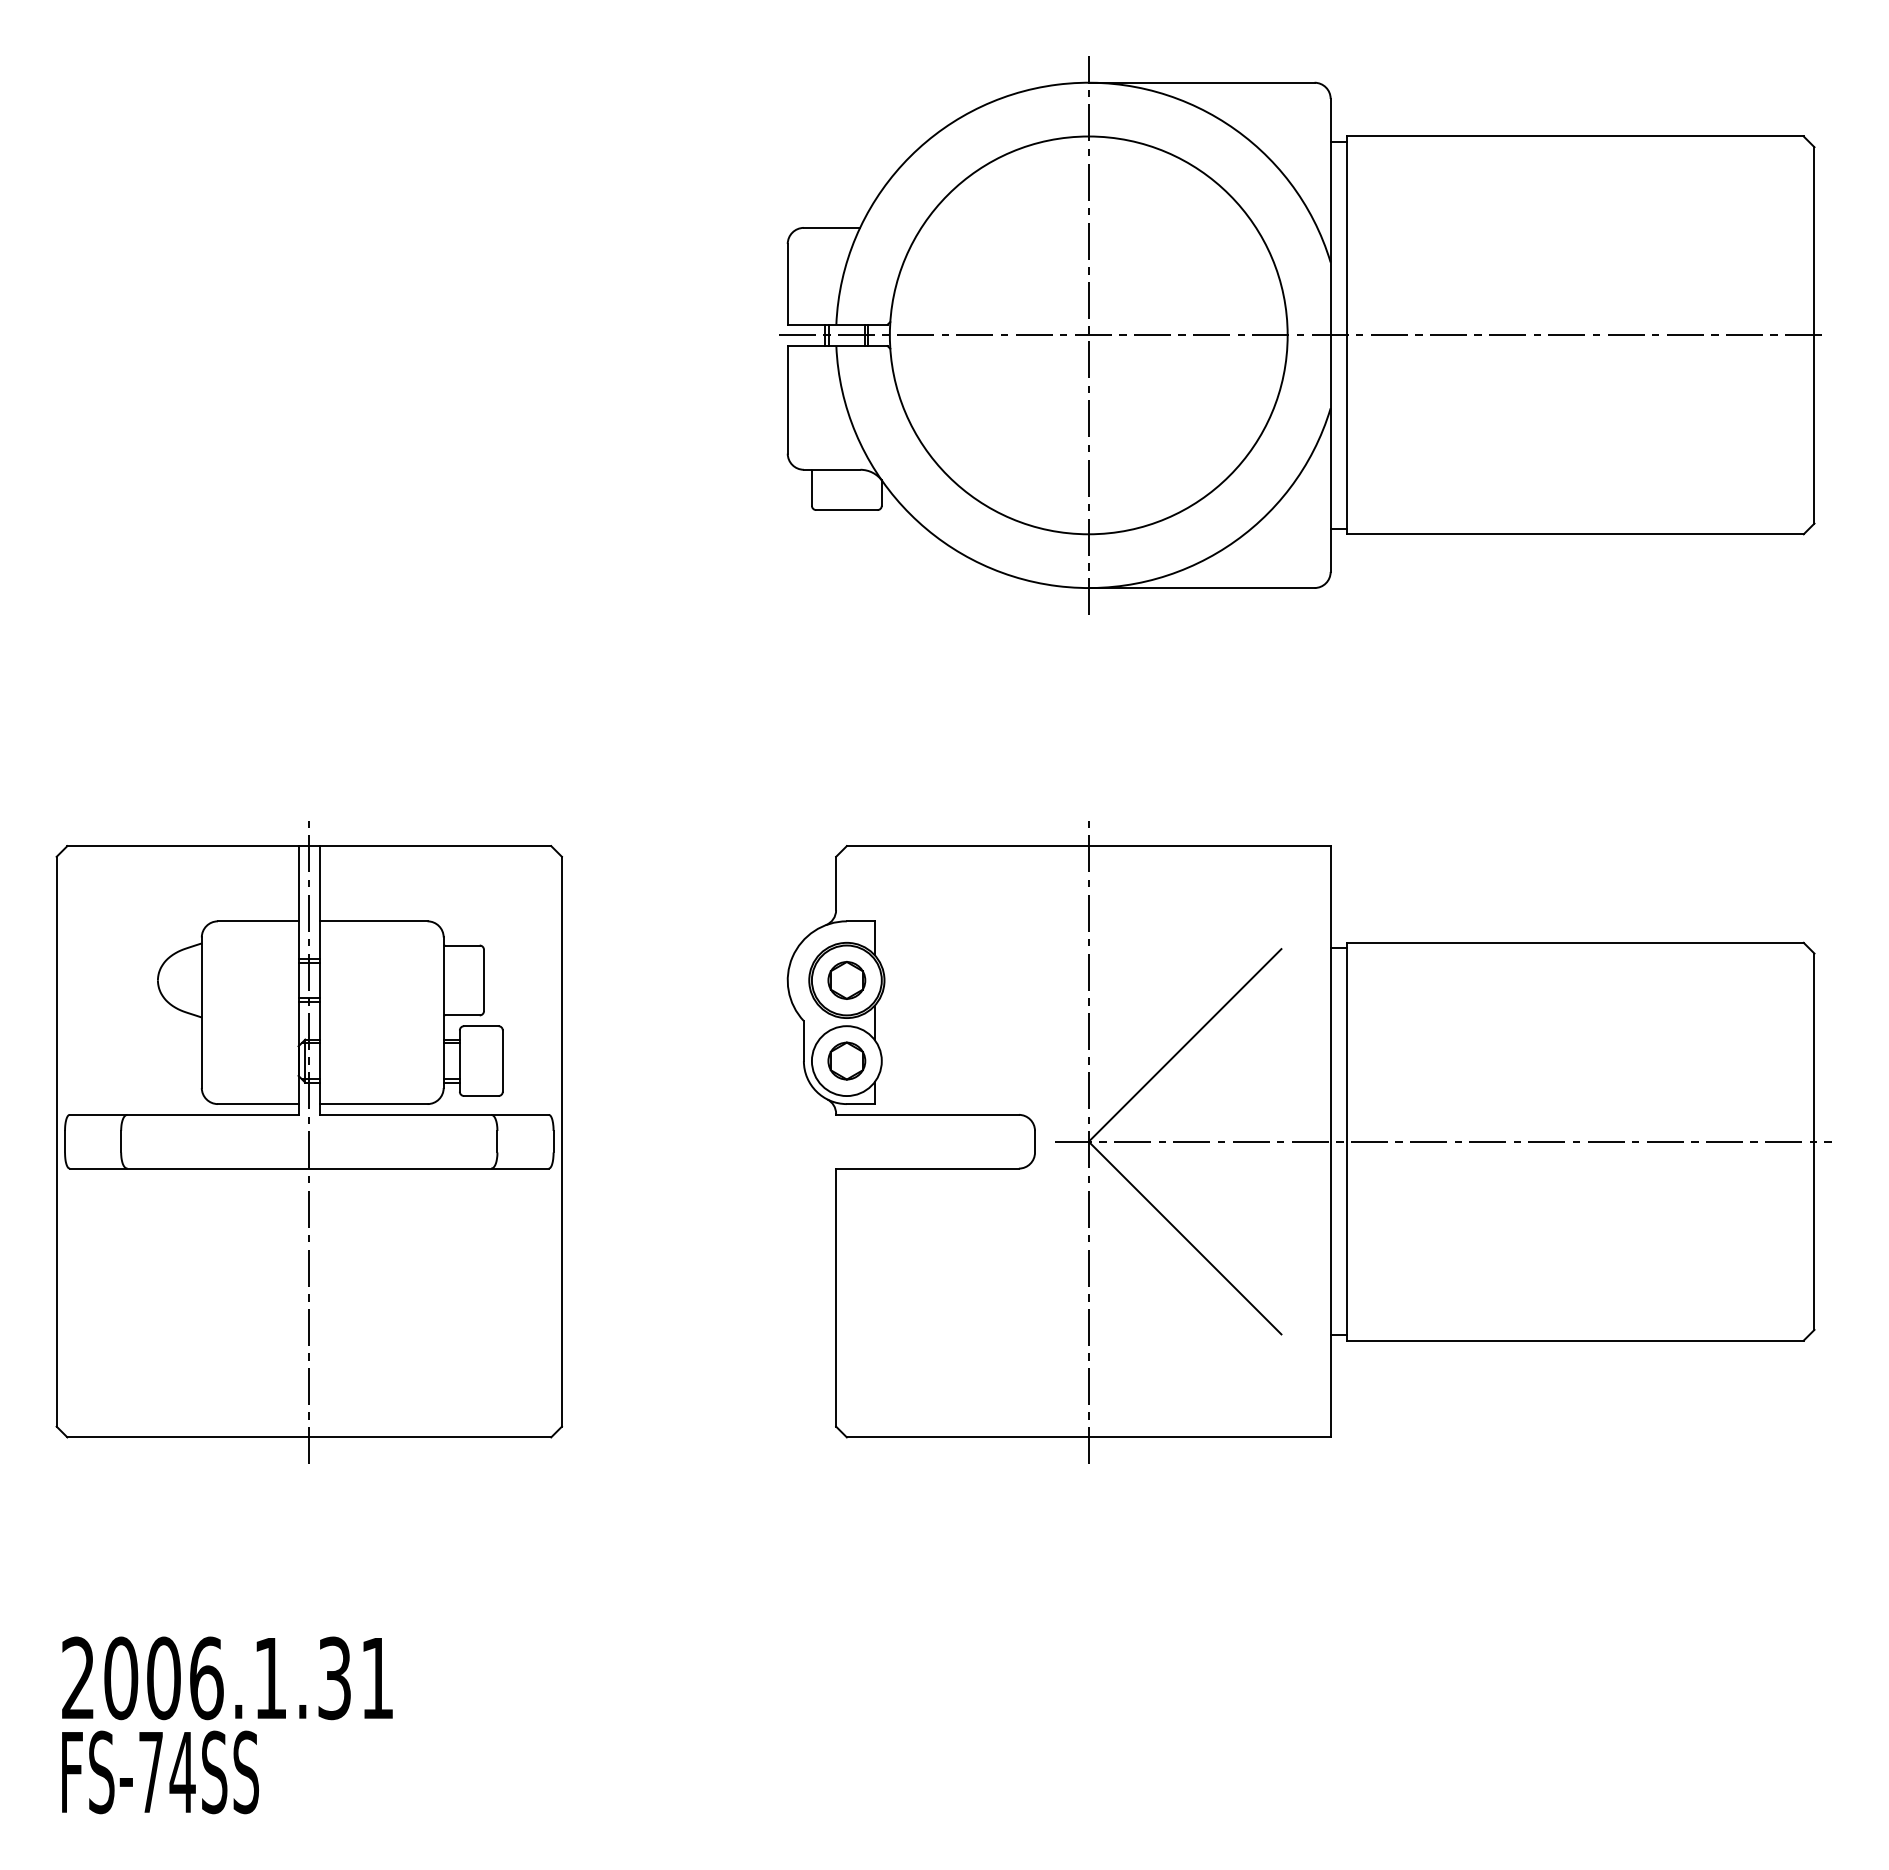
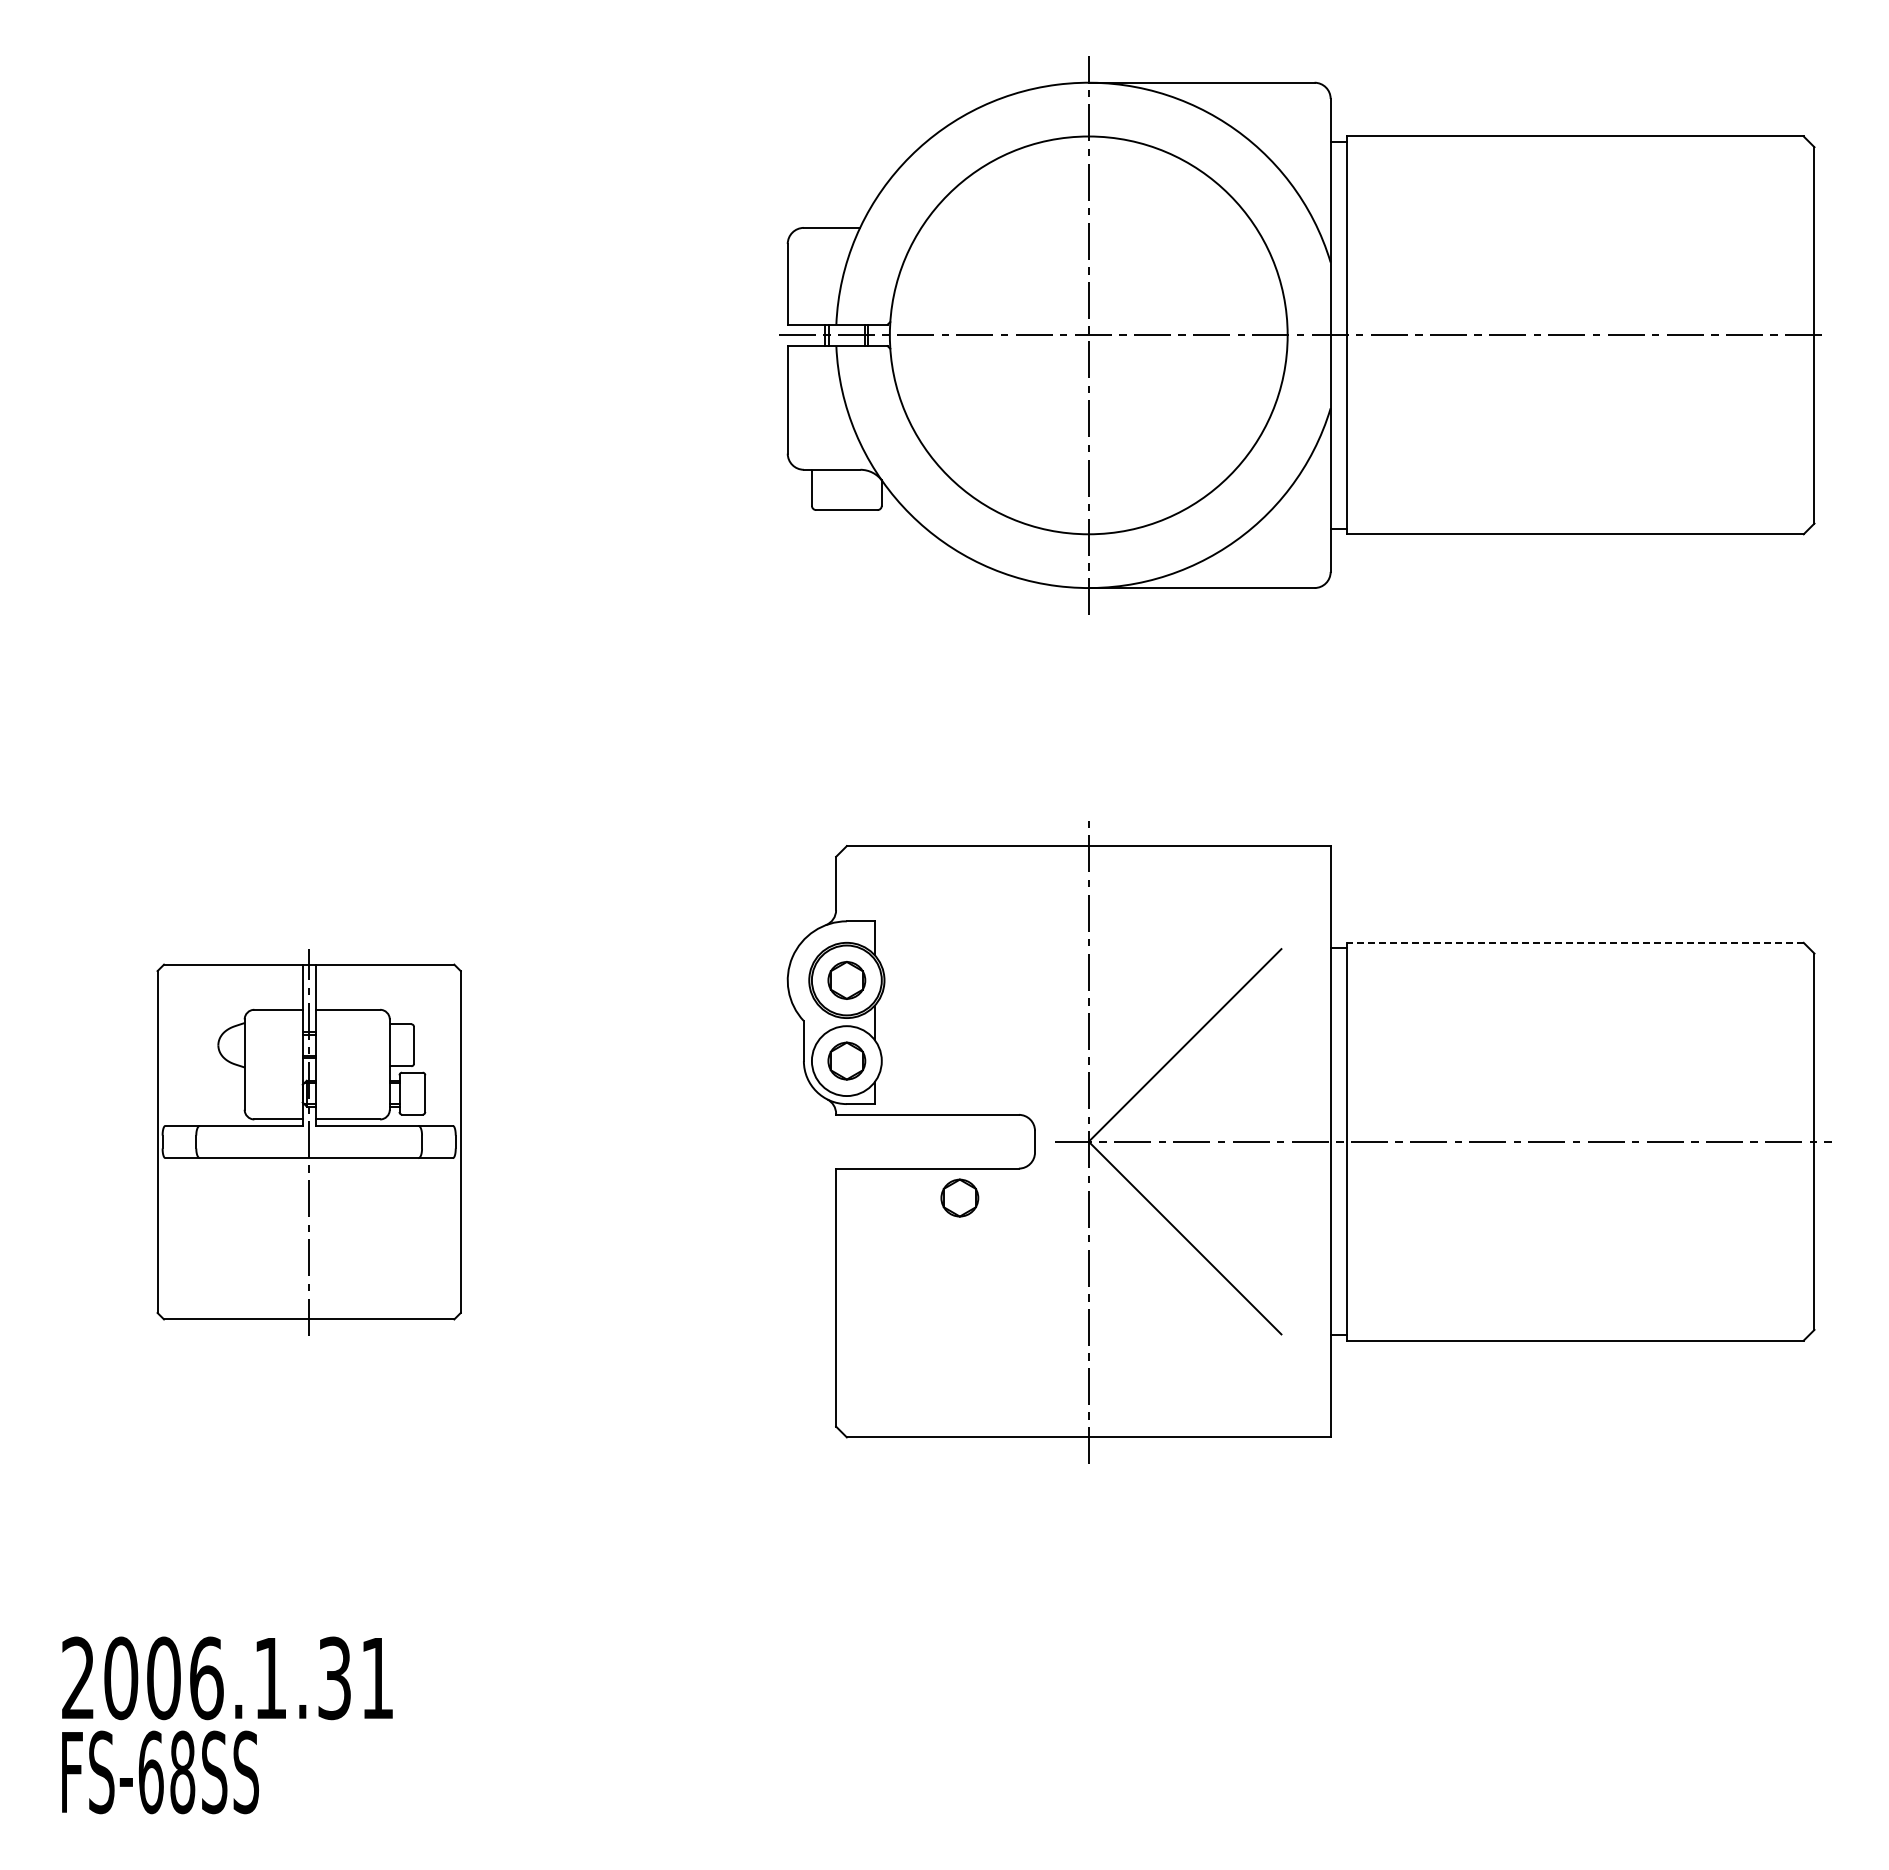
line: solid -> dashed (1574, 942)
part size: 508x643 px -> 306x387 px (308, 1142)
part: none -> present (959, 1197)
text: FS-74SS -> FS-68SS (166, 1772)
